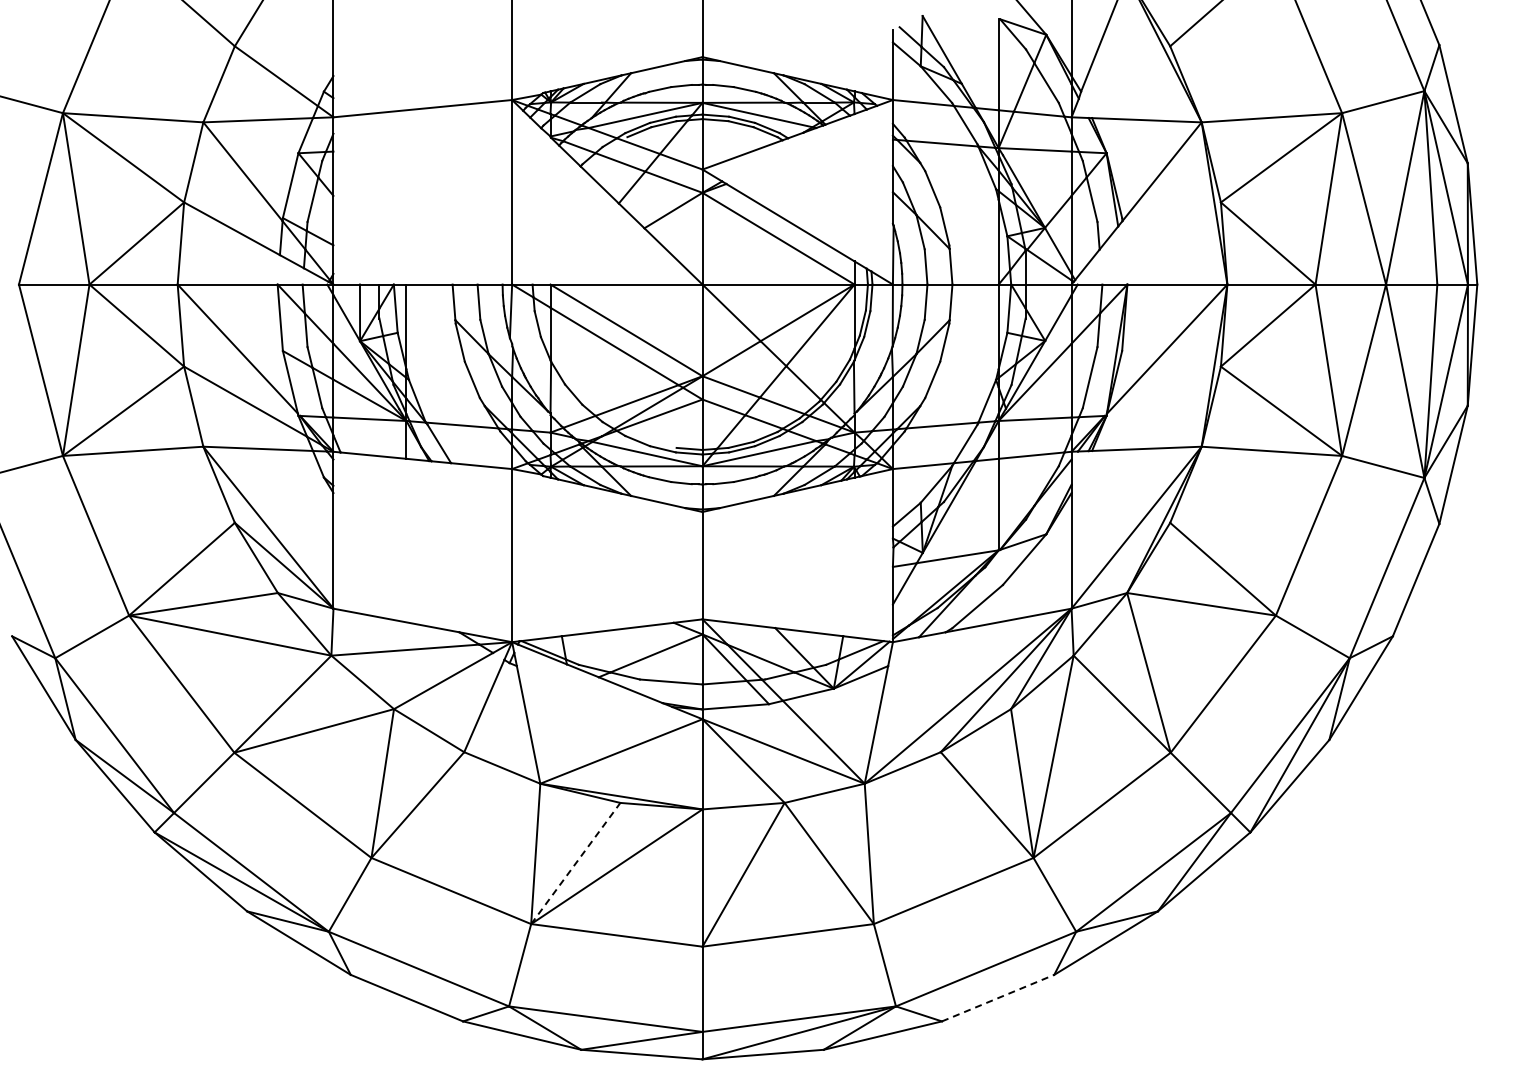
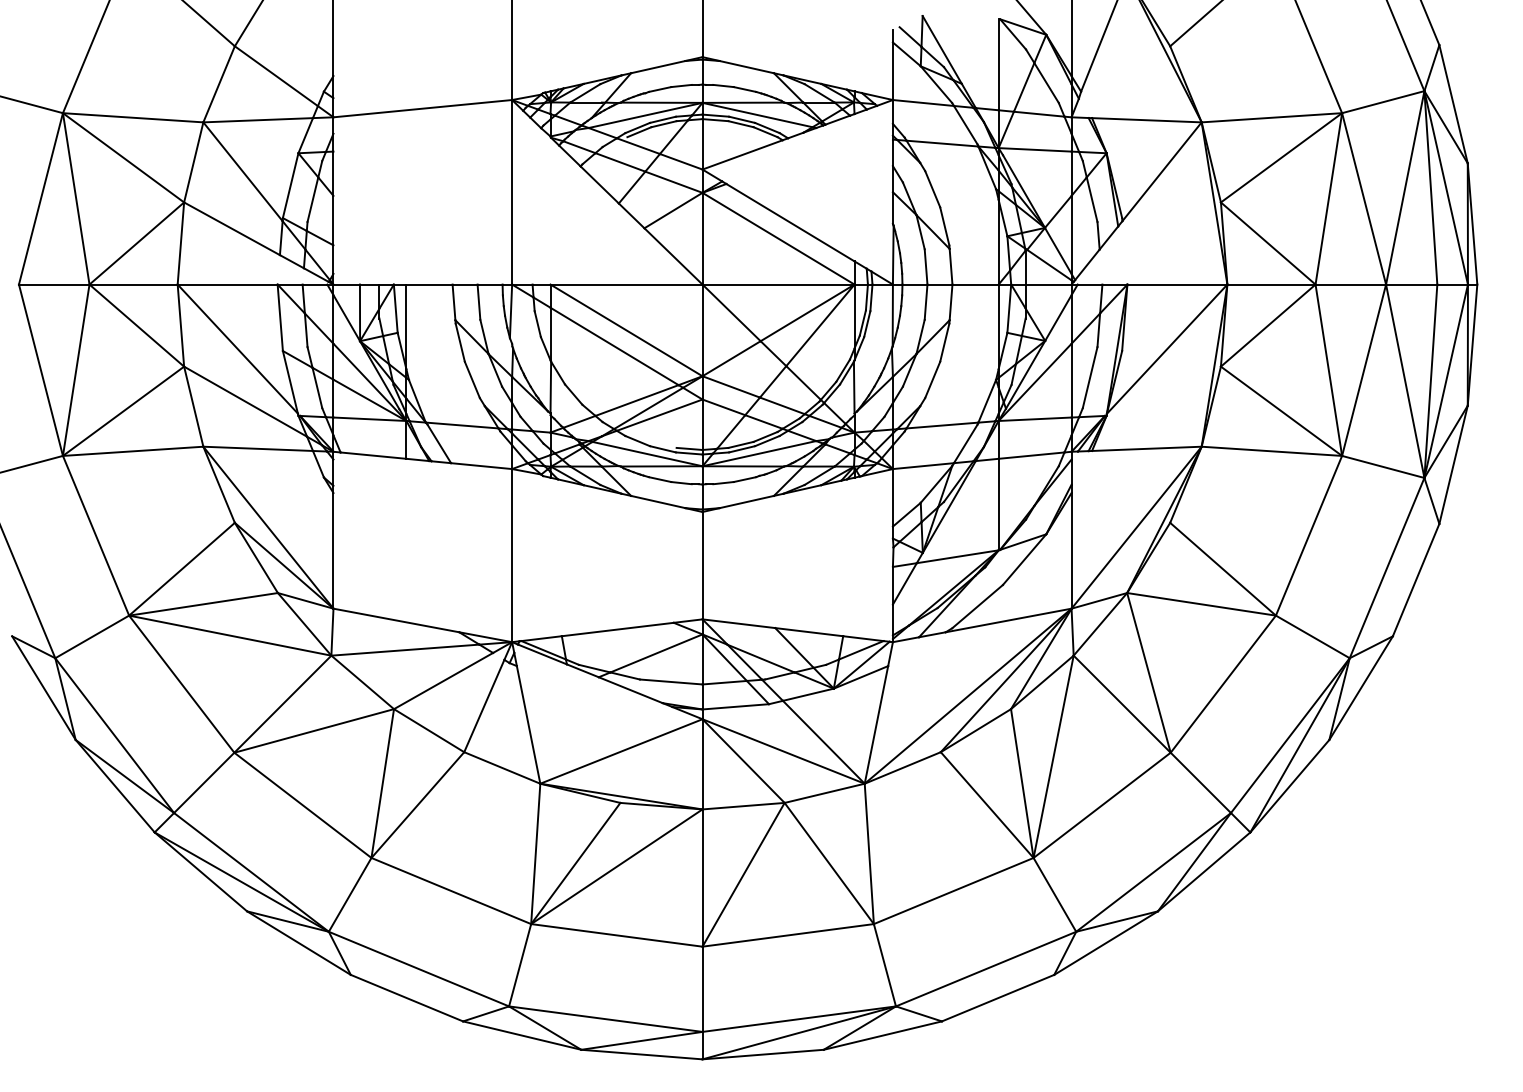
line: dashed -> solid (576, 863)
line: dashed -> solid (998, 998)
